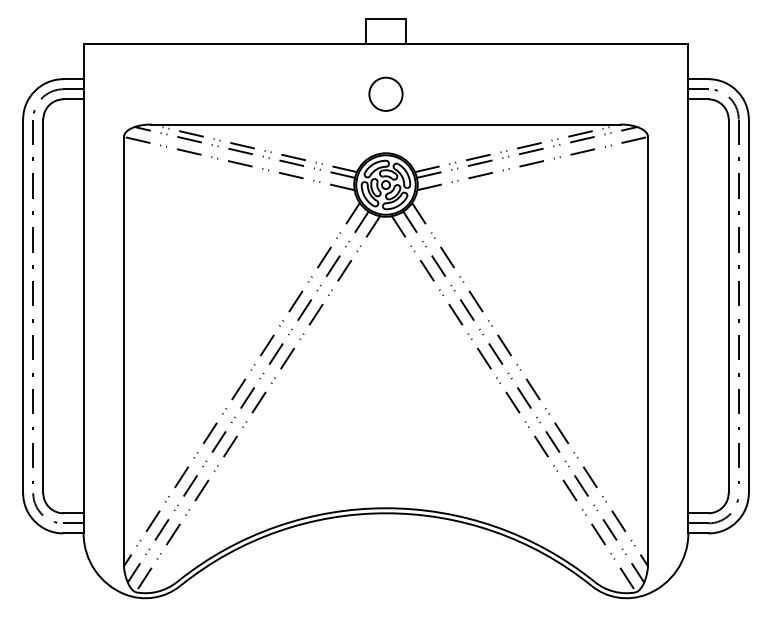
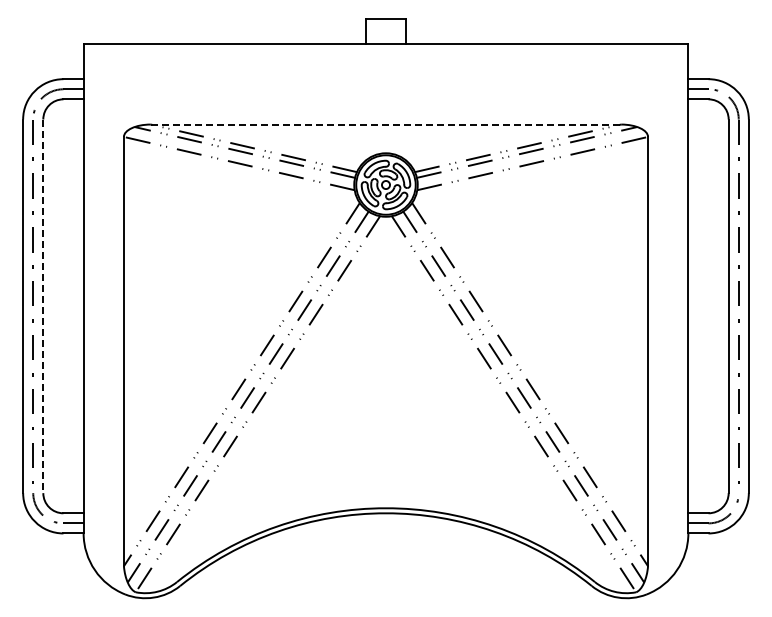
circle: present -> none (385, 93)
line: solid -> dashed (386, 124)
line: solid -> dashed (43, 306)
